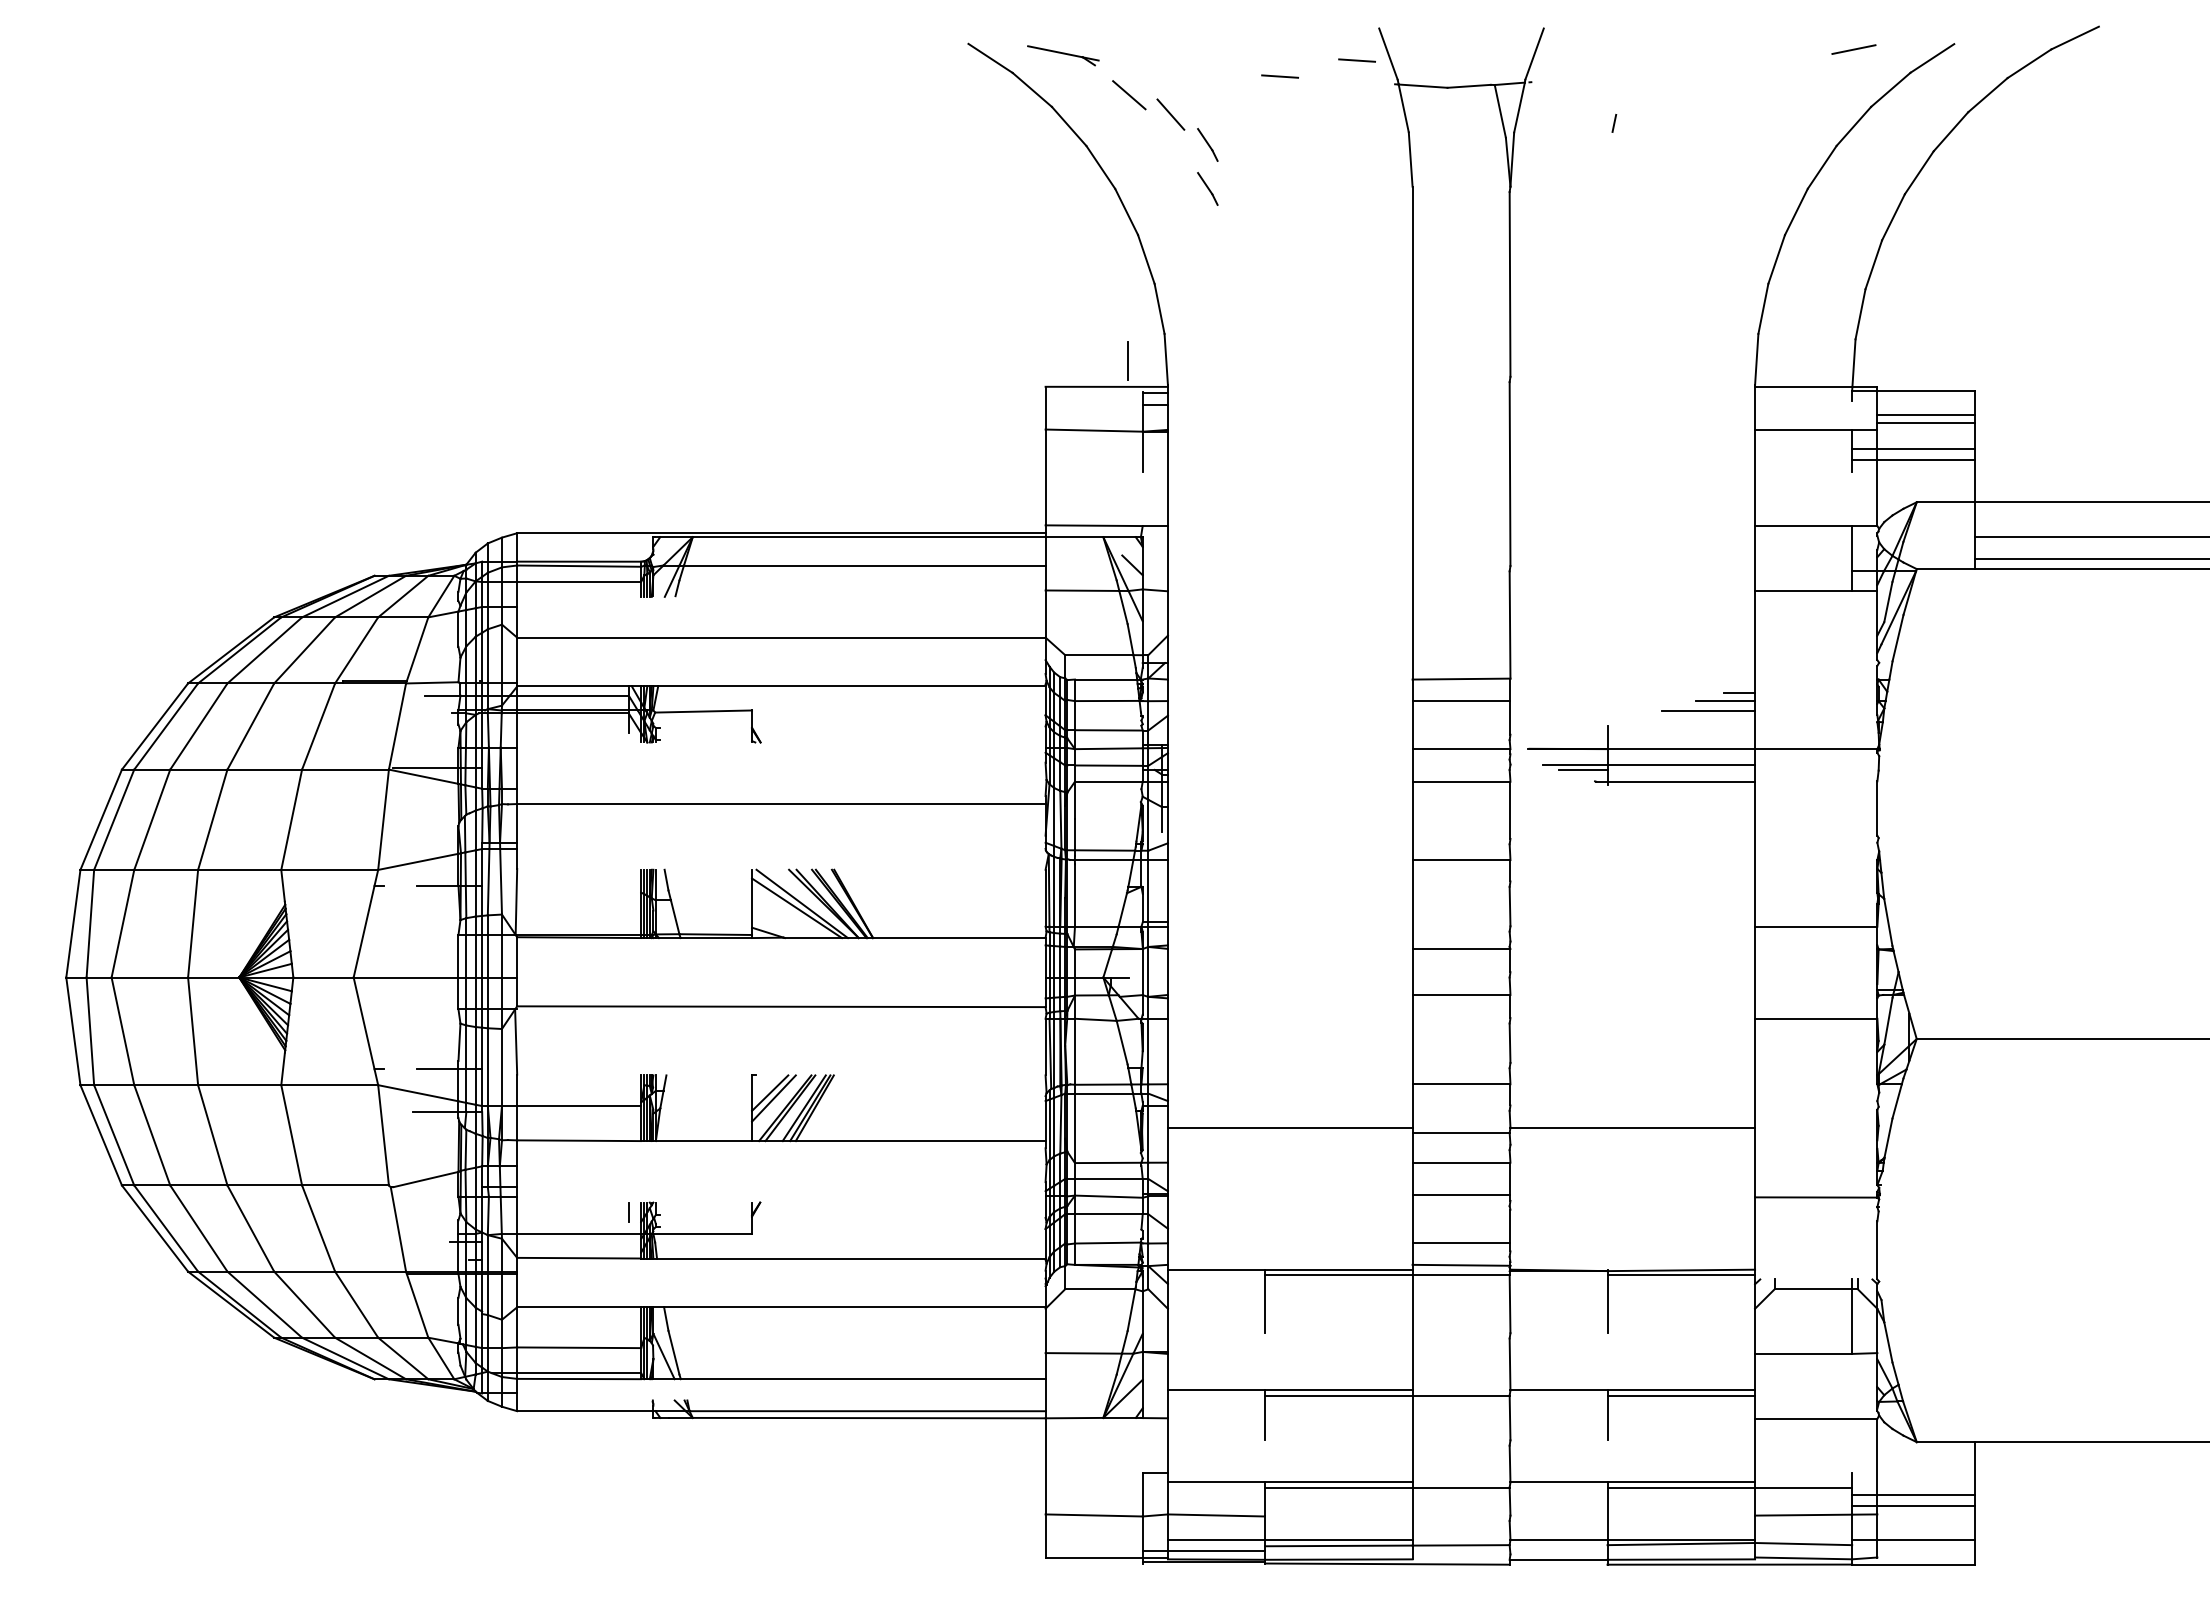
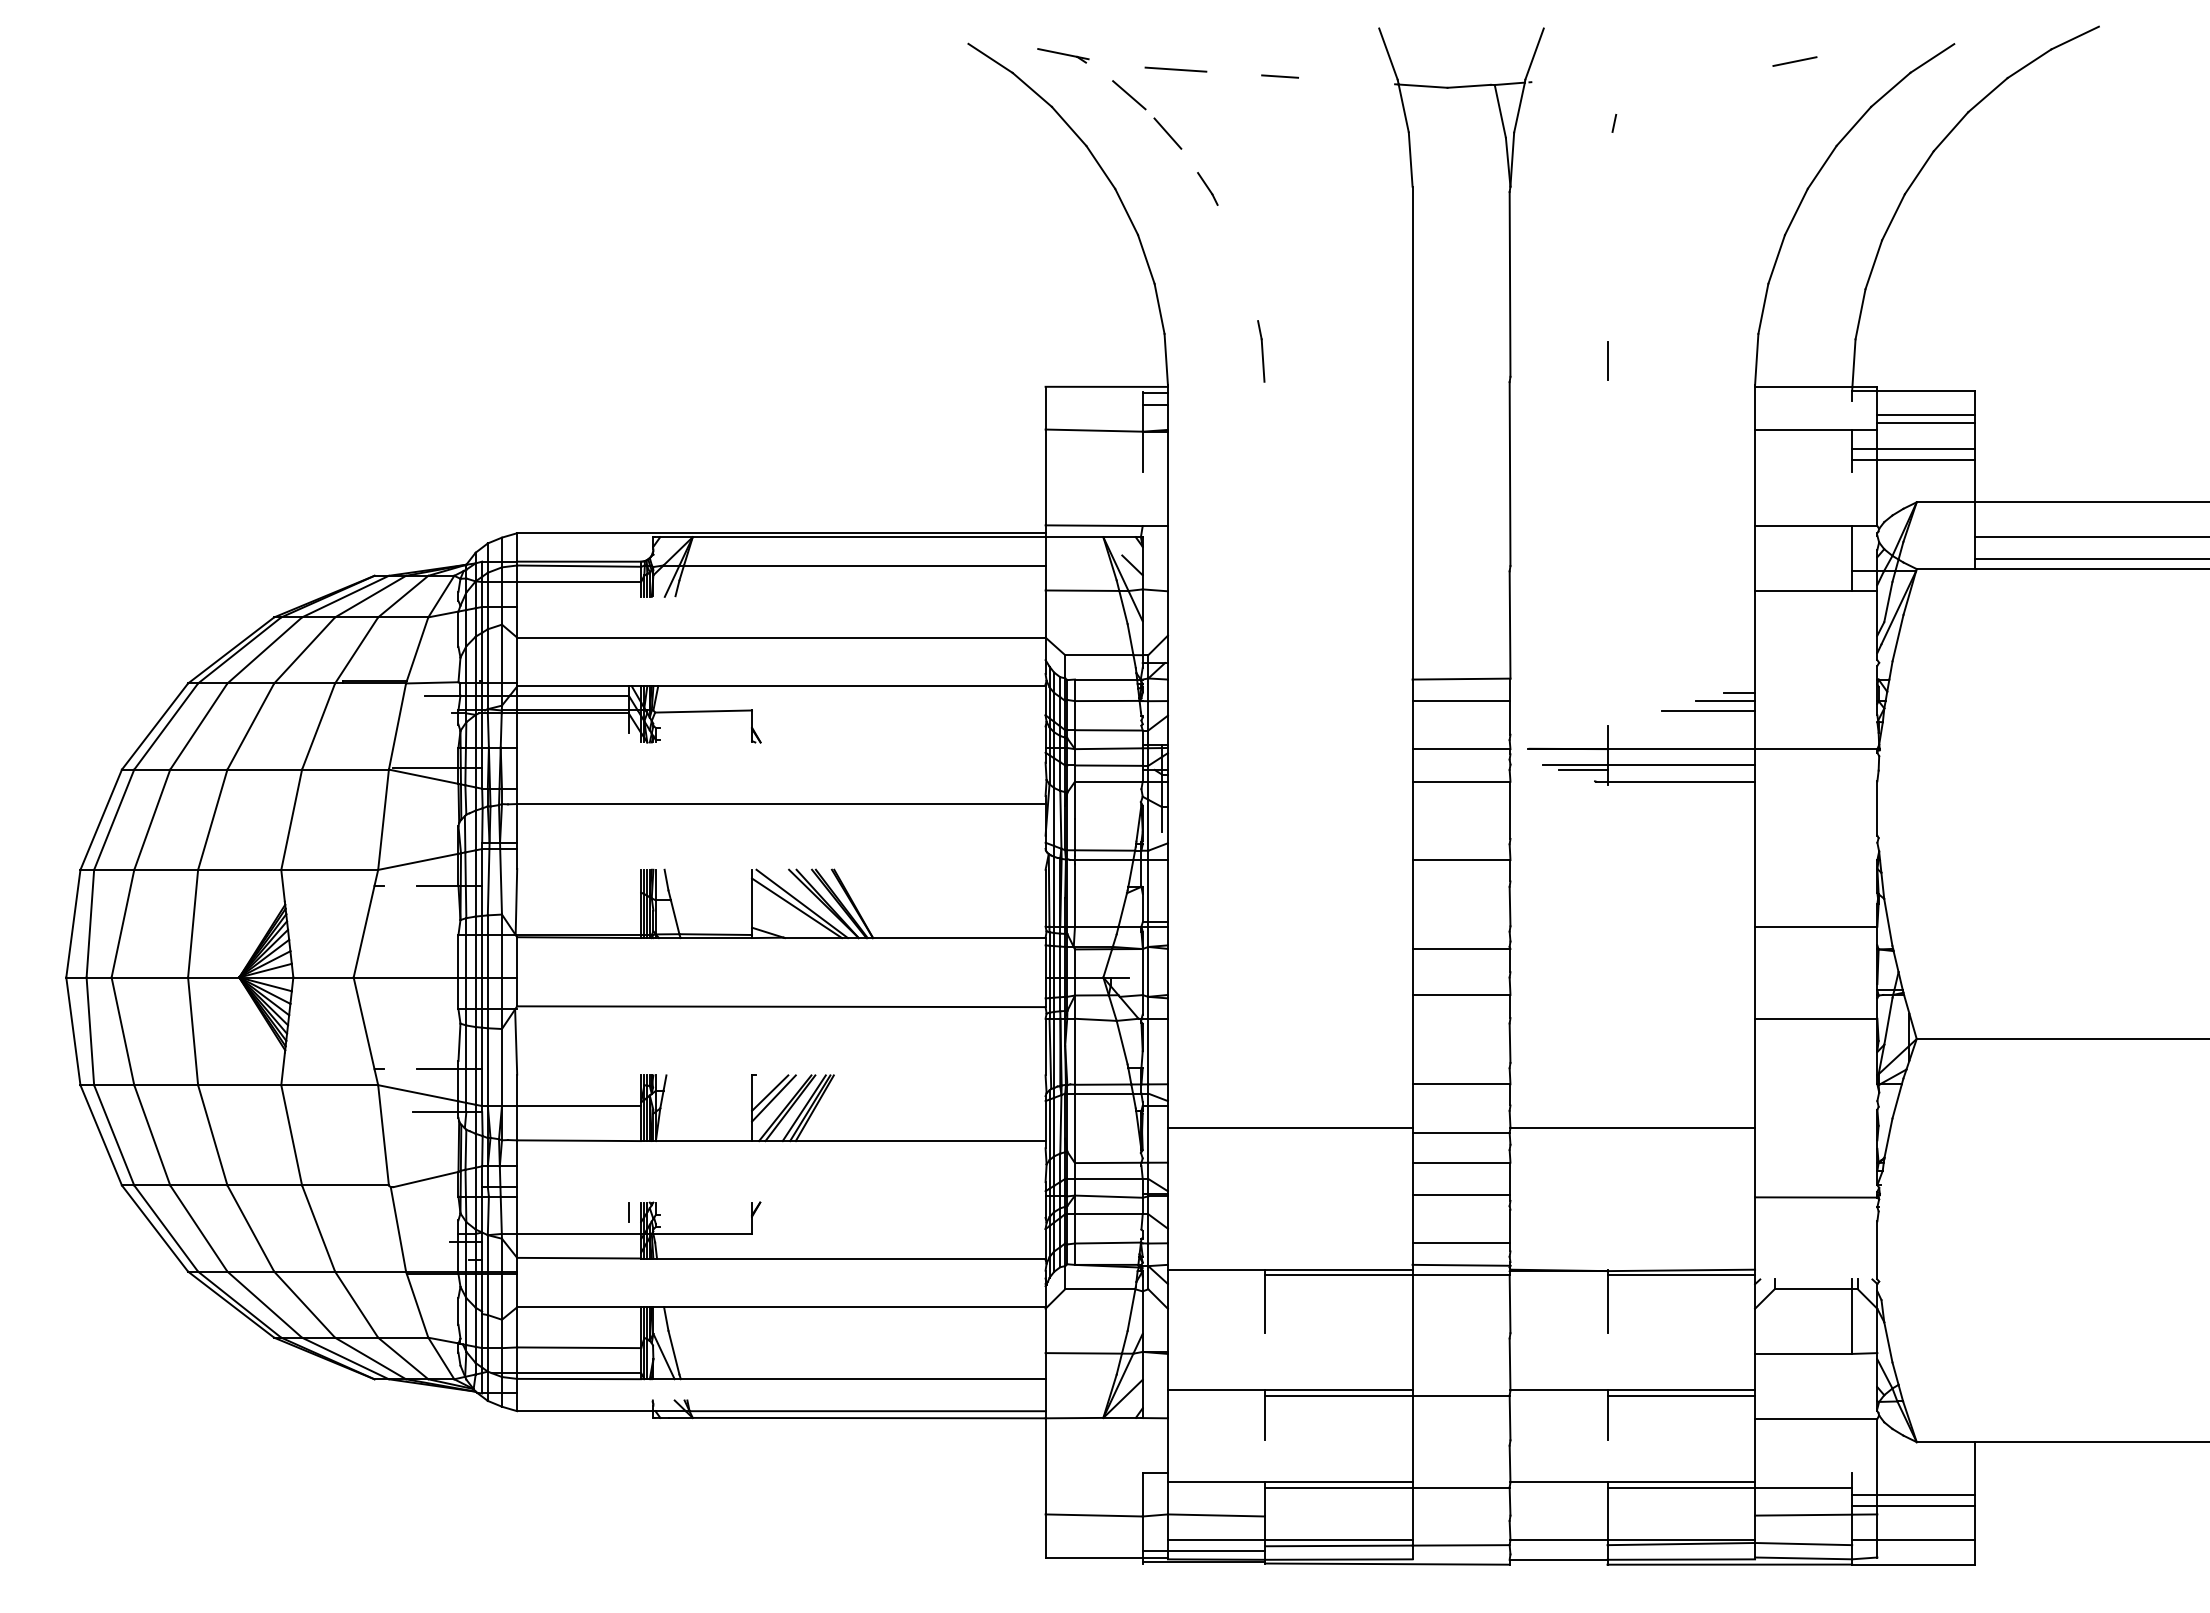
line position: (1853, 49) -> (1794, 61) (1794, 61)
part size: 73x22 px -> 53x16 px (1063, 55)
line: present -> none (1356, 60)
line: none -> present (1175, 69)
line position: (1170, 114) -> (1167, 133) (1167, 133)
part: present -> none (1207, 144)
part: none -> present (1261, 351)
line position: (1127, 360) -> (1607, 360) (1607, 360)
